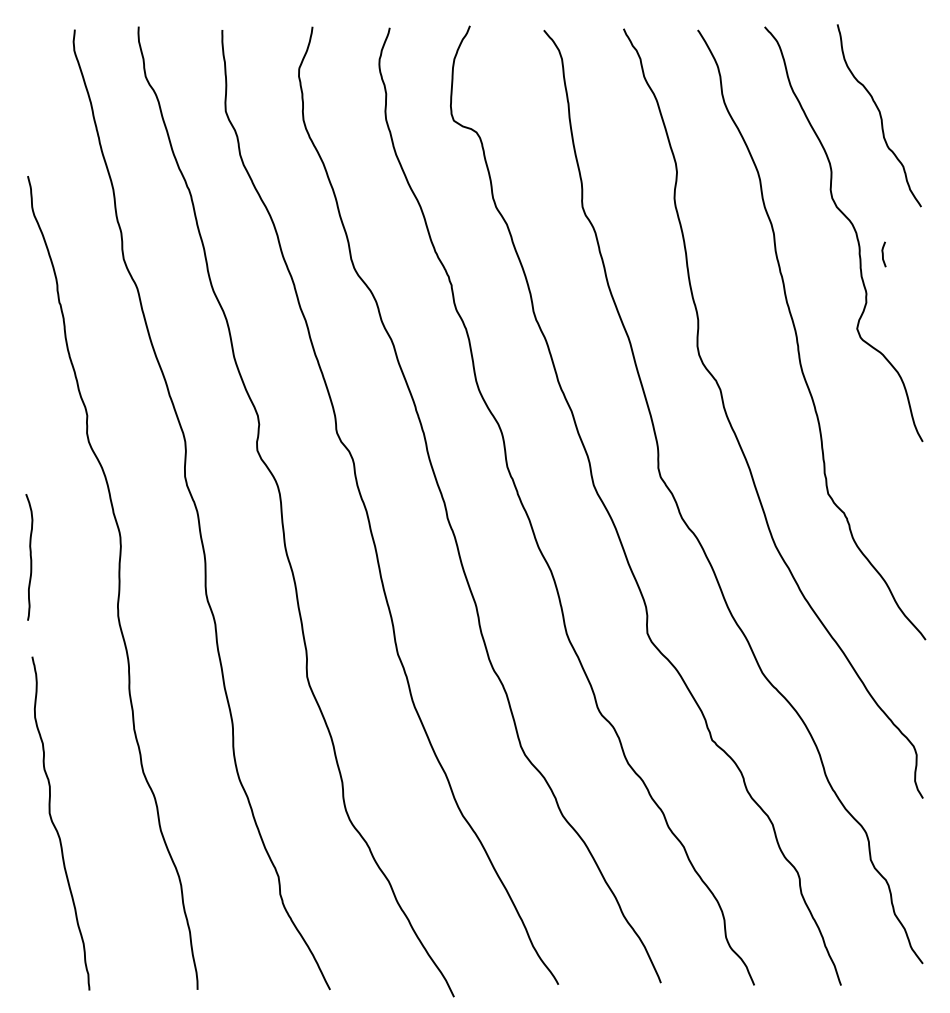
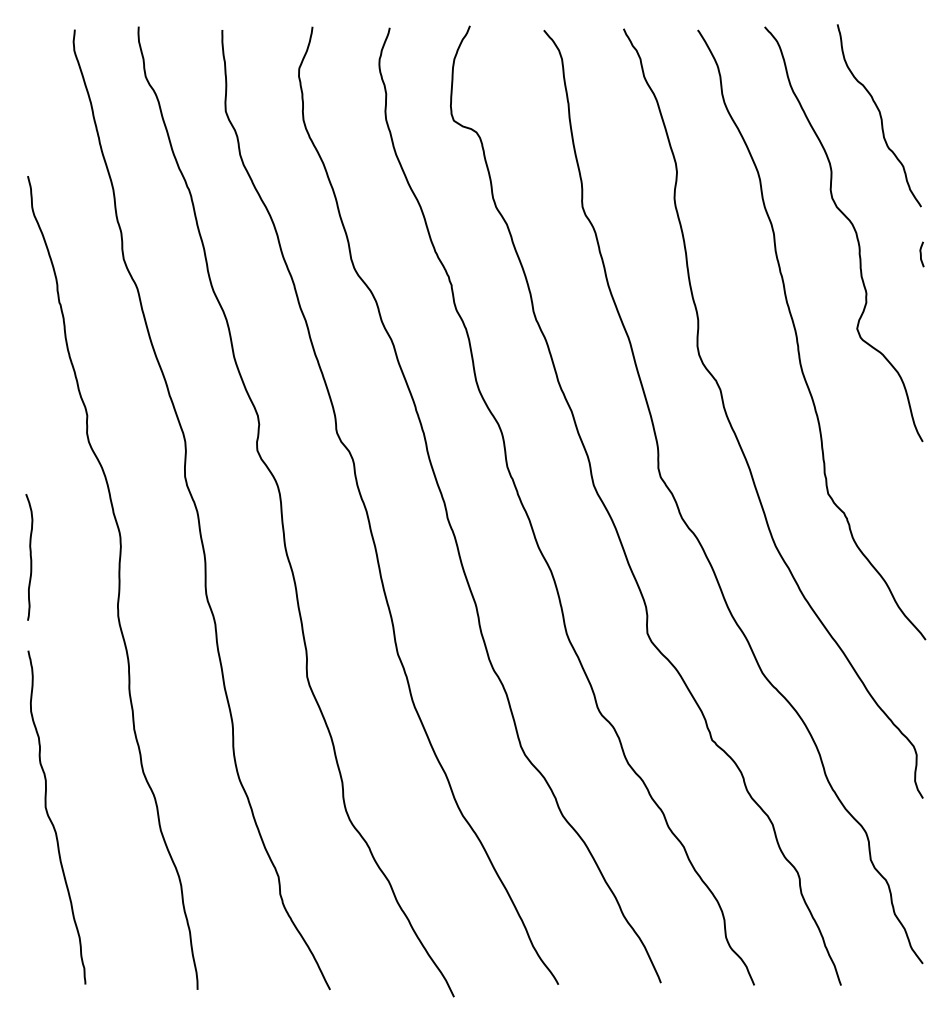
curve position: (883, 254) -> (921, 254) (921, 254)
curve position: (55, 825) -> (51, 819) (51, 819)
